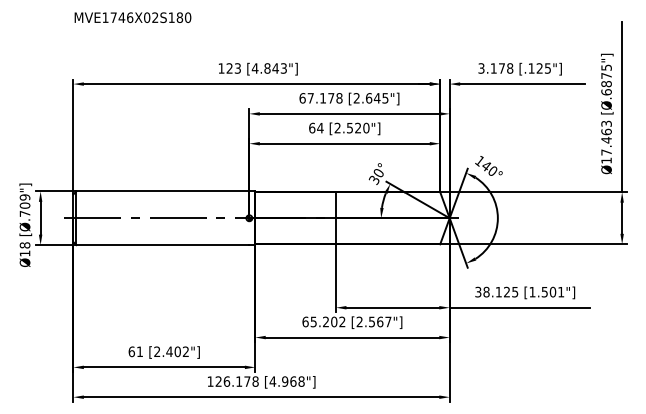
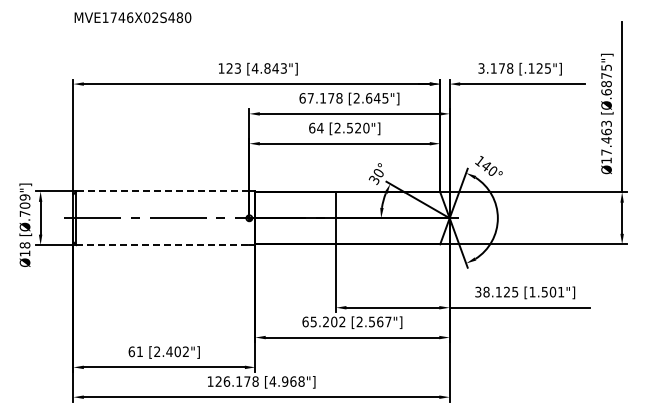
text: MVE1746X02S180 -> MVE1746X02S480 (171, 17)
line: solid -> dashed (162, 191)
line: solid -> dashed (163, 245)
